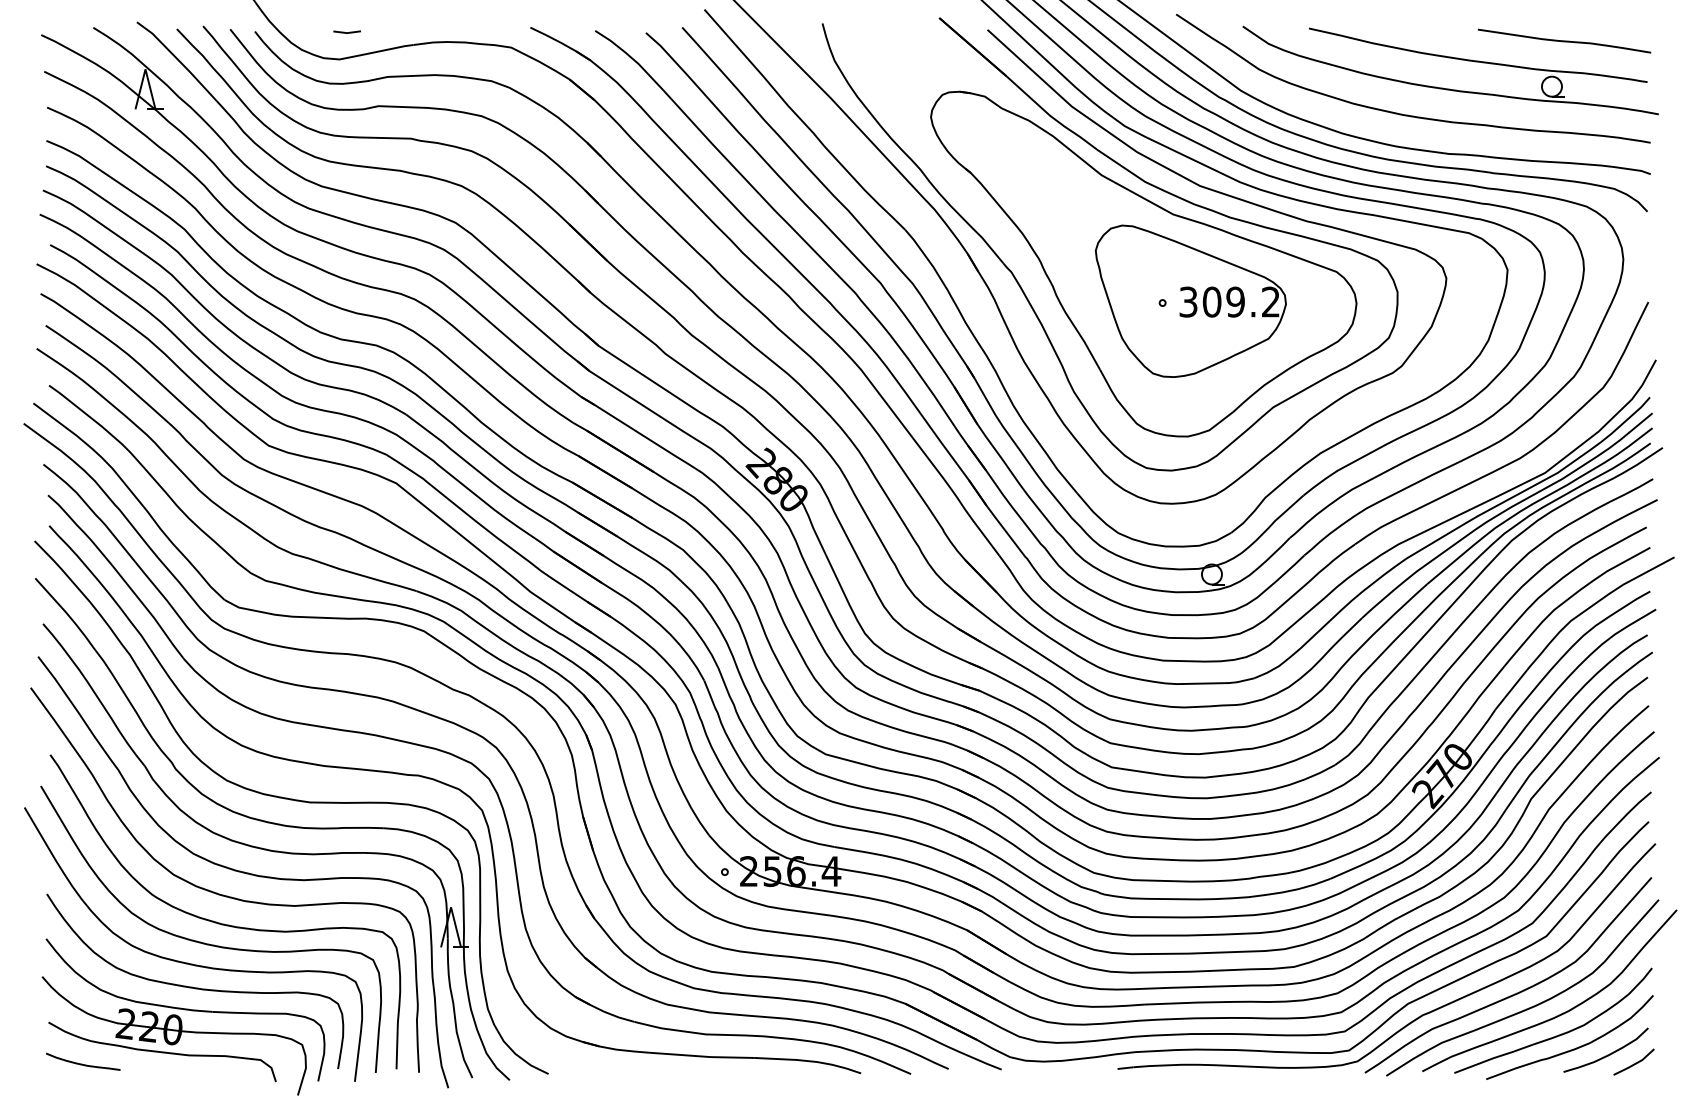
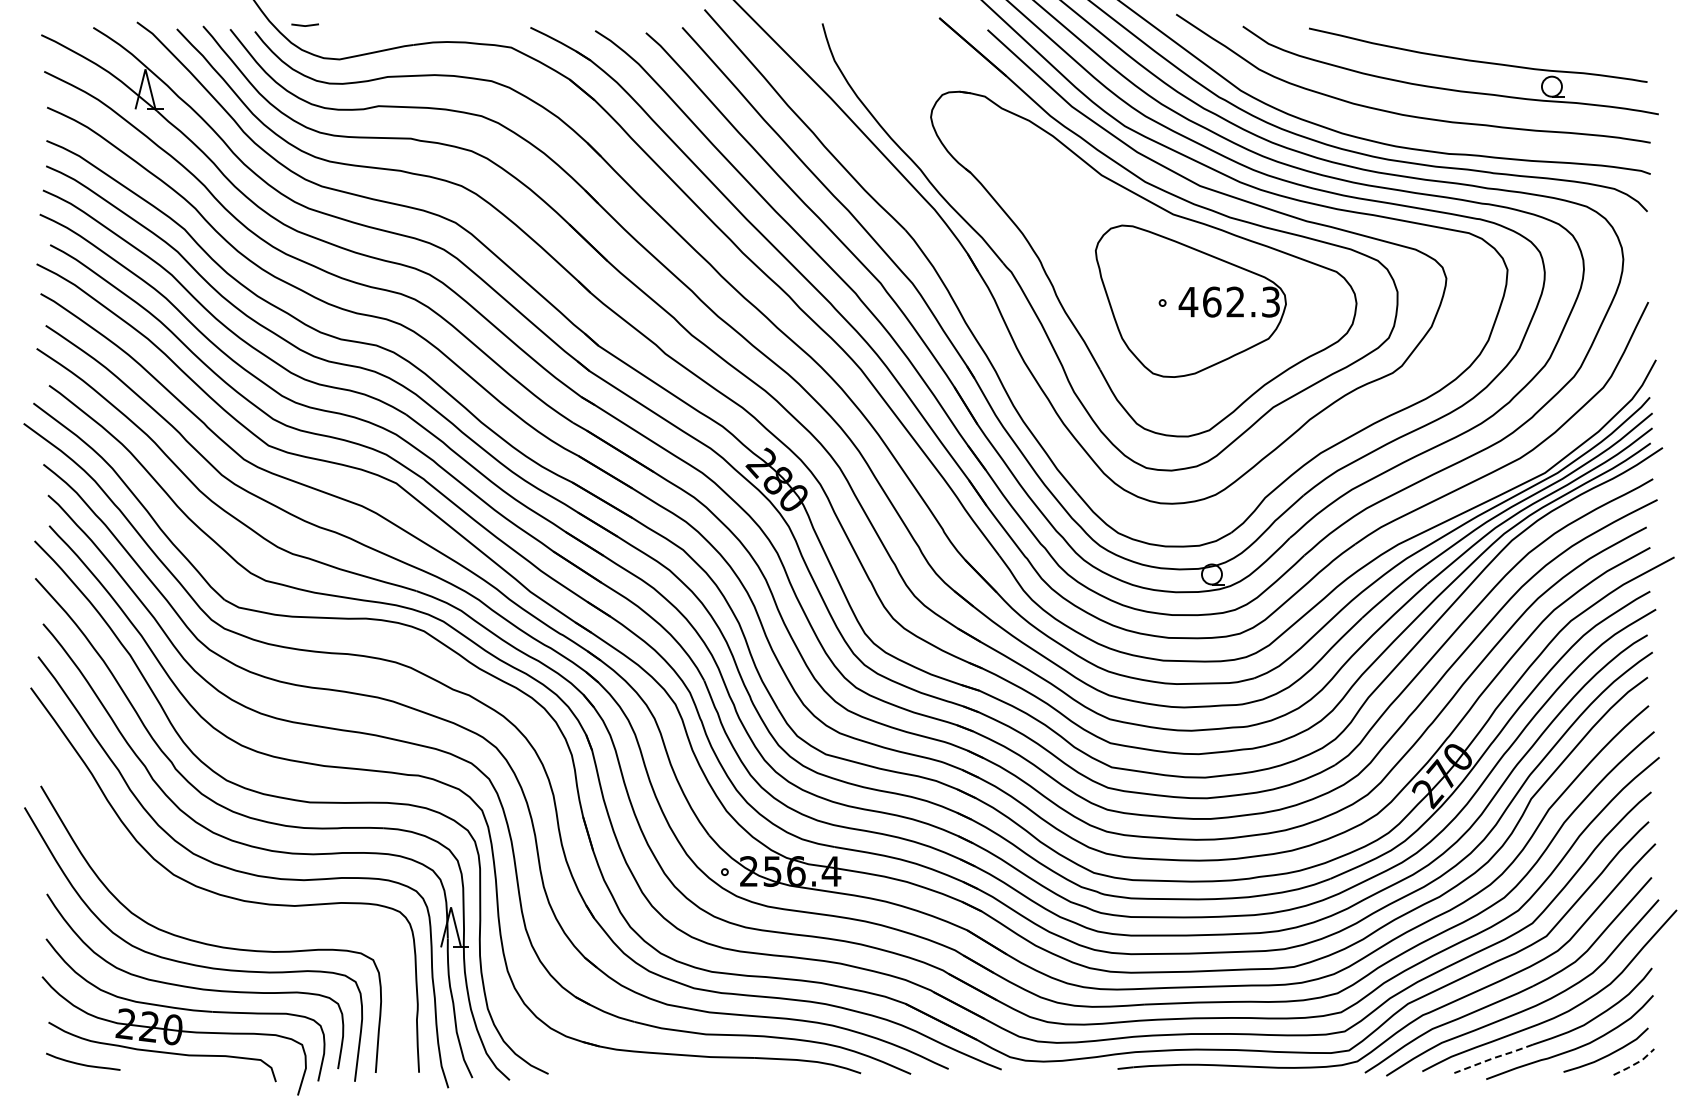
line position: (346, 32) -> (304, 25) (304, 25)
curve: present -> none (1564, 40)
text: 309.2 -> 462.3 (1228, 301)
curve: present -> none (224, 923)
line: solid -> dashed (1493, 1058)
line: solid -> dashed (1635, 1063)
